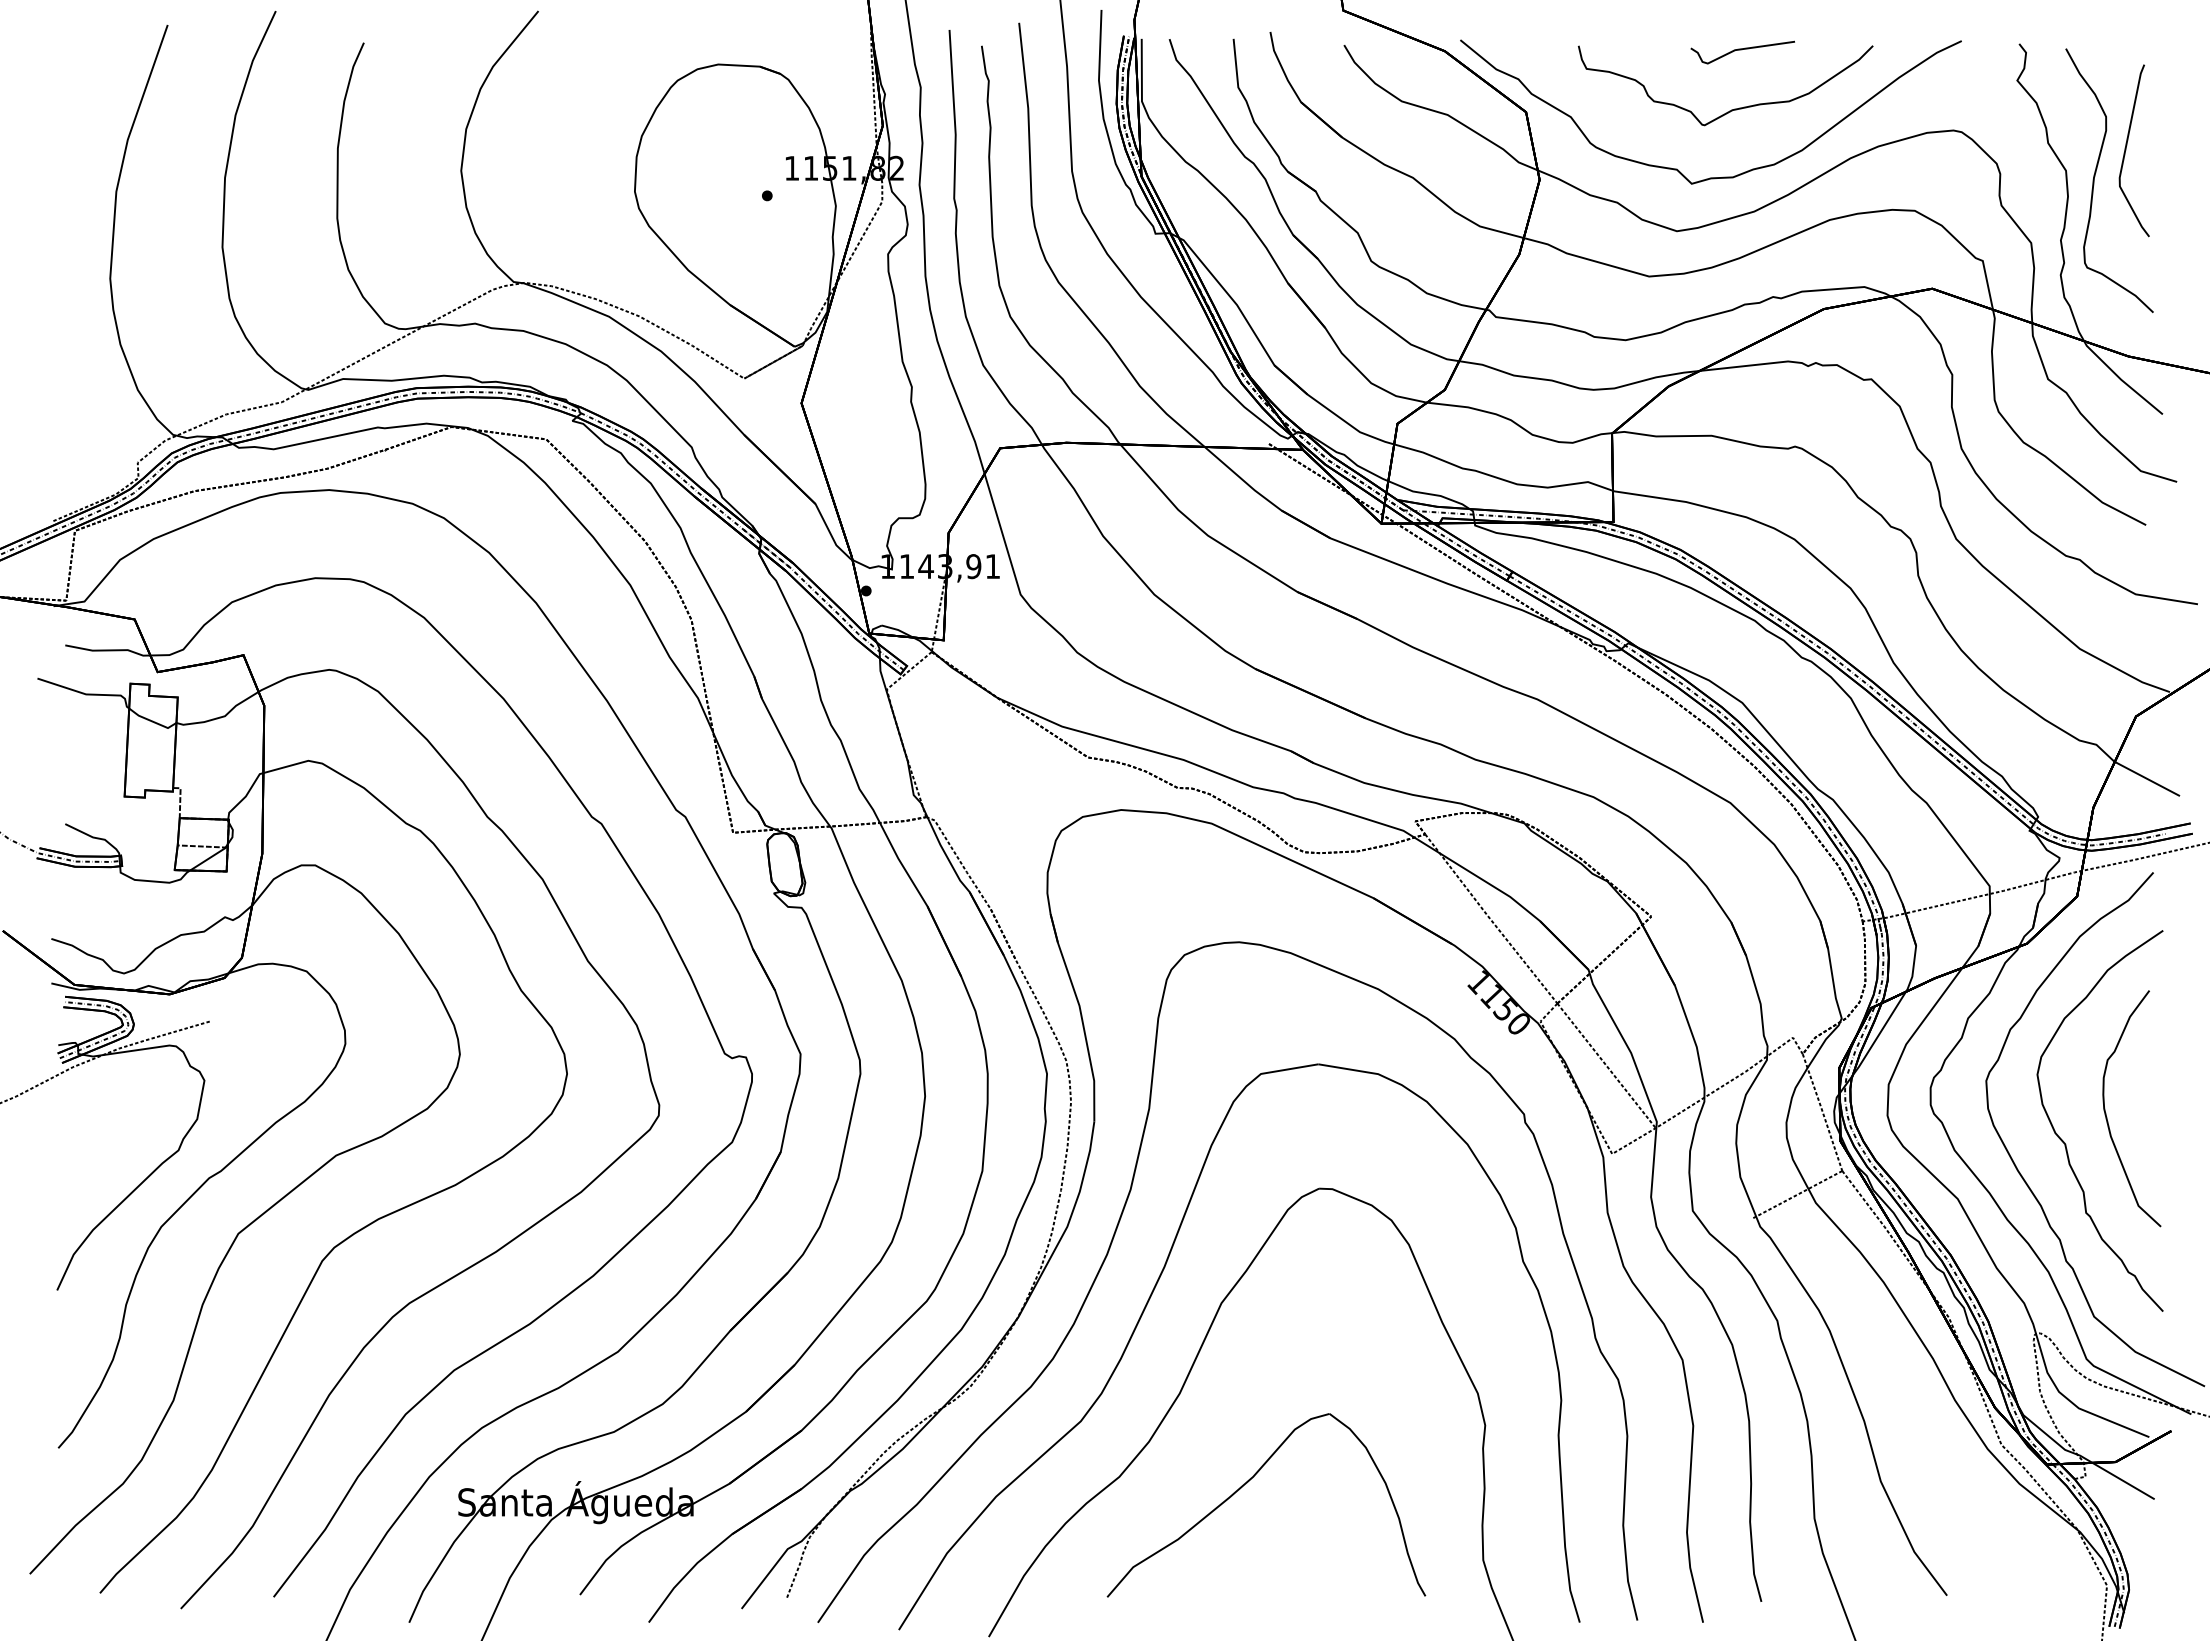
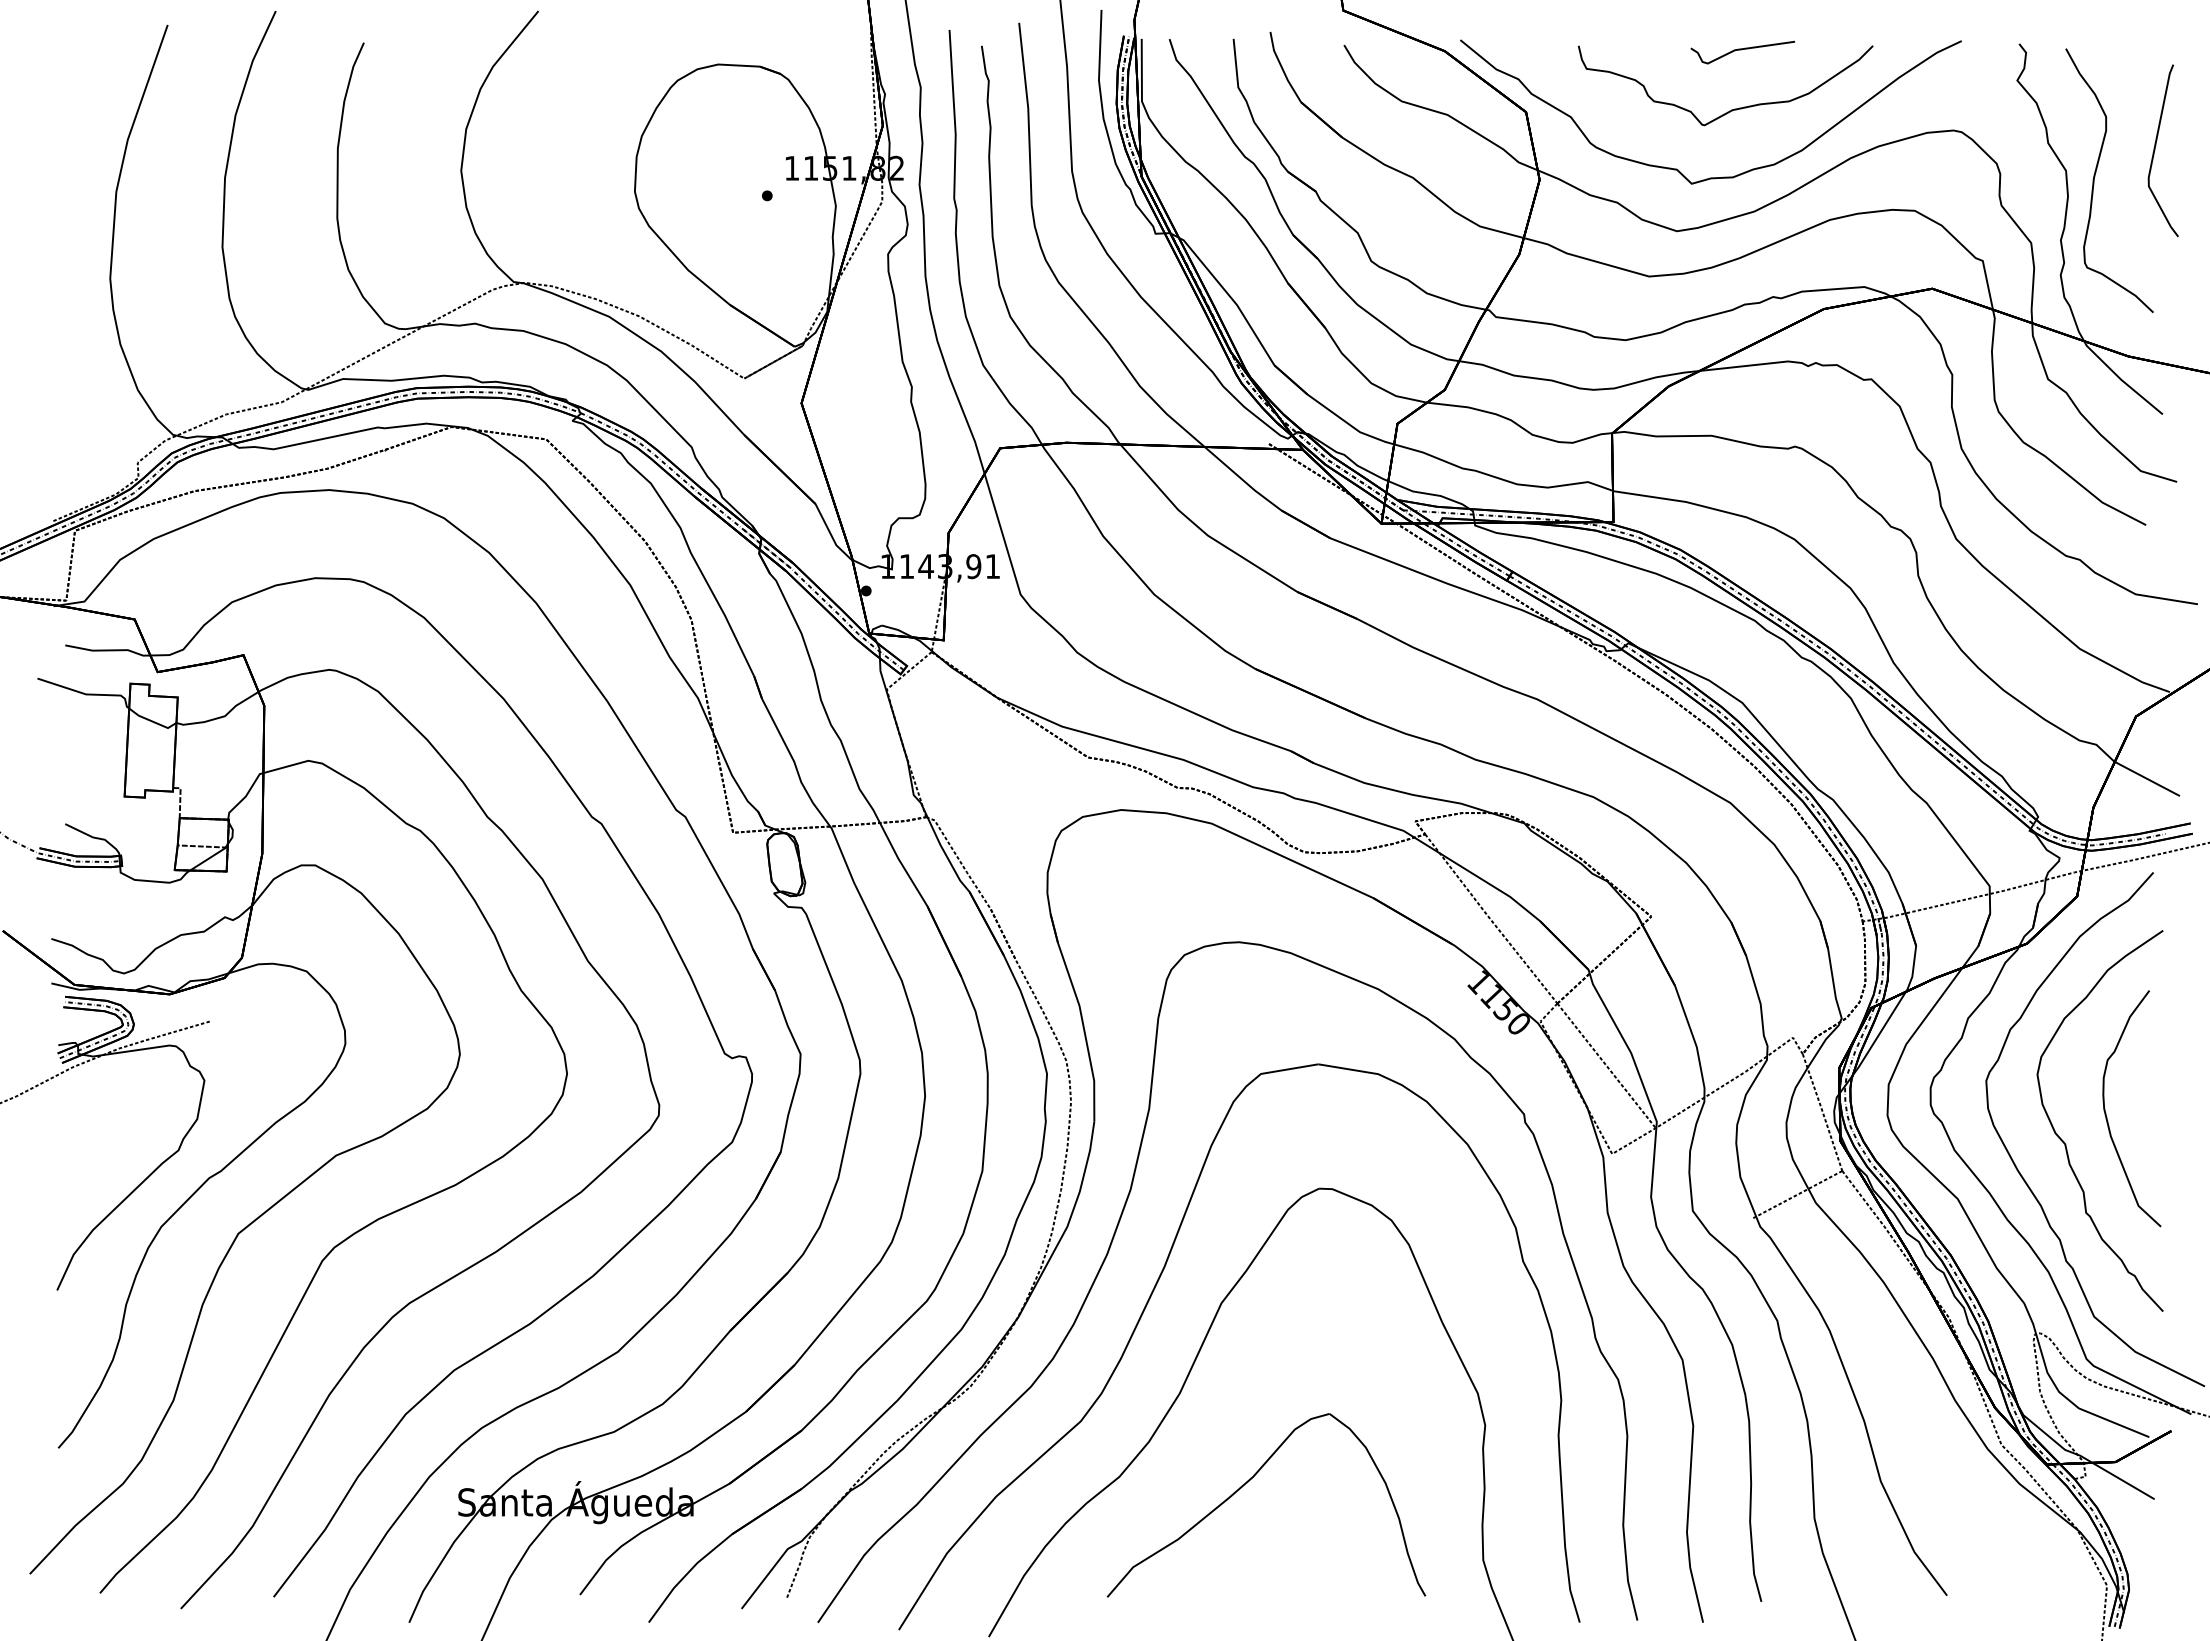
curve position: (2126, 150) -> (2155, 150) (2155, 150)
